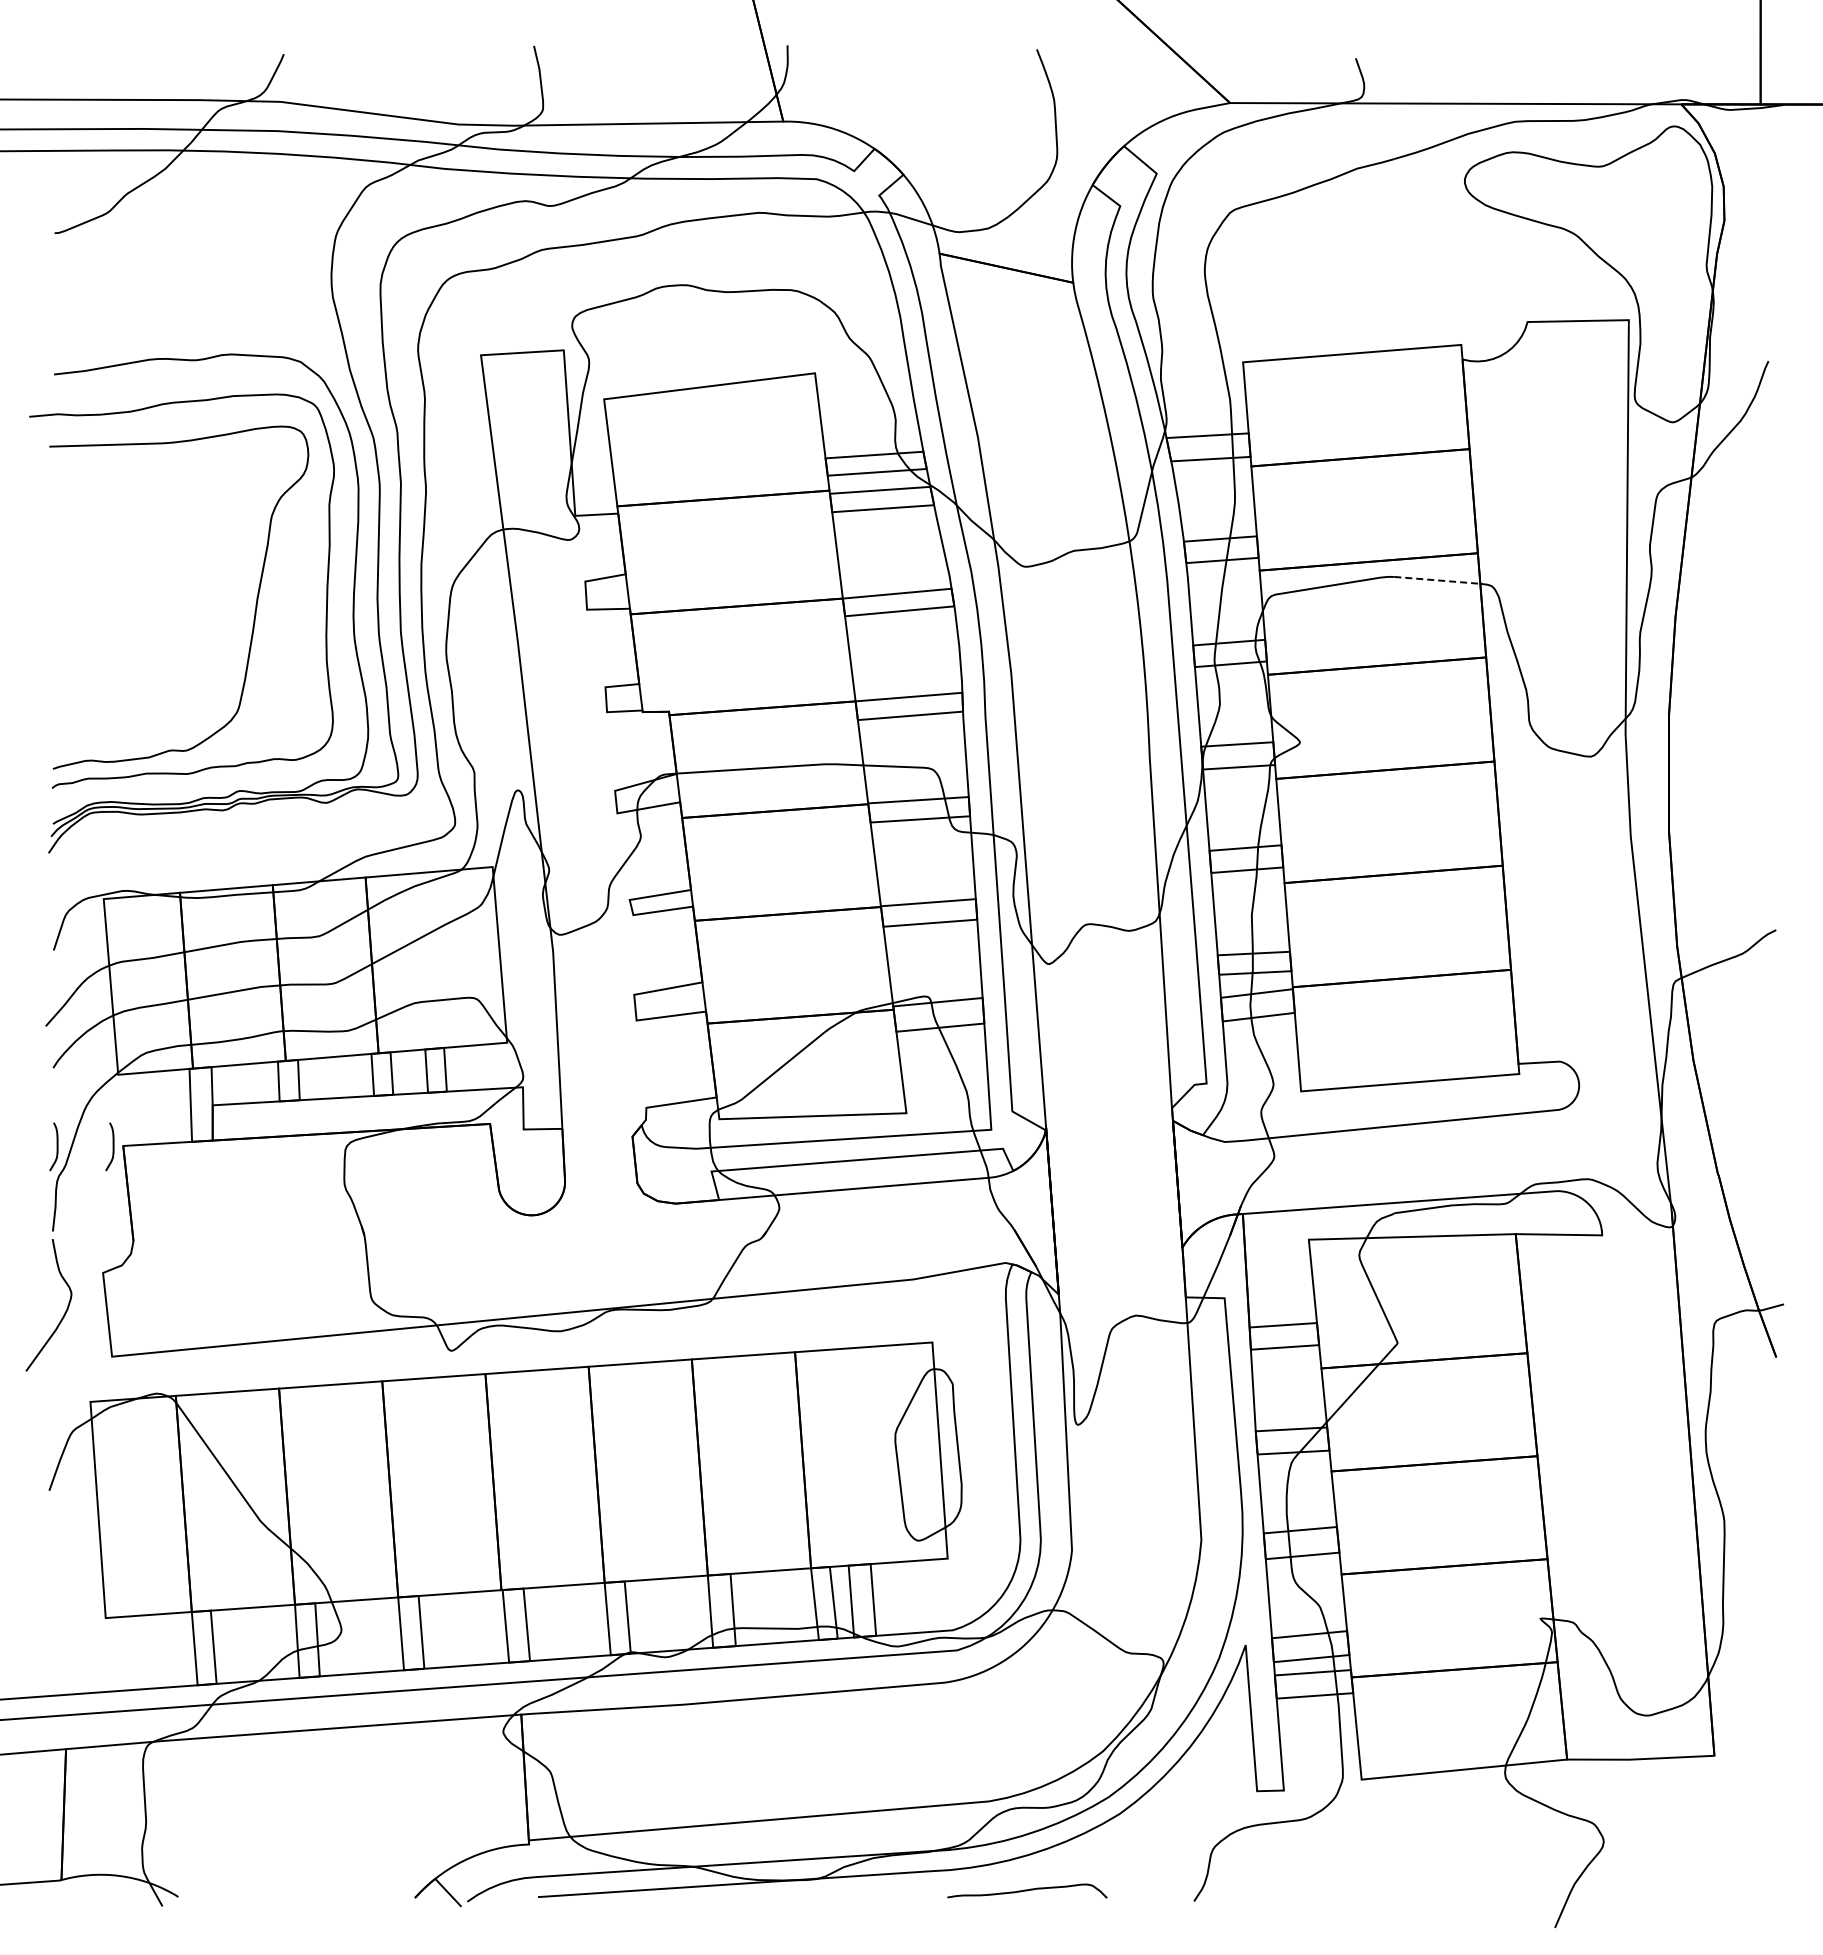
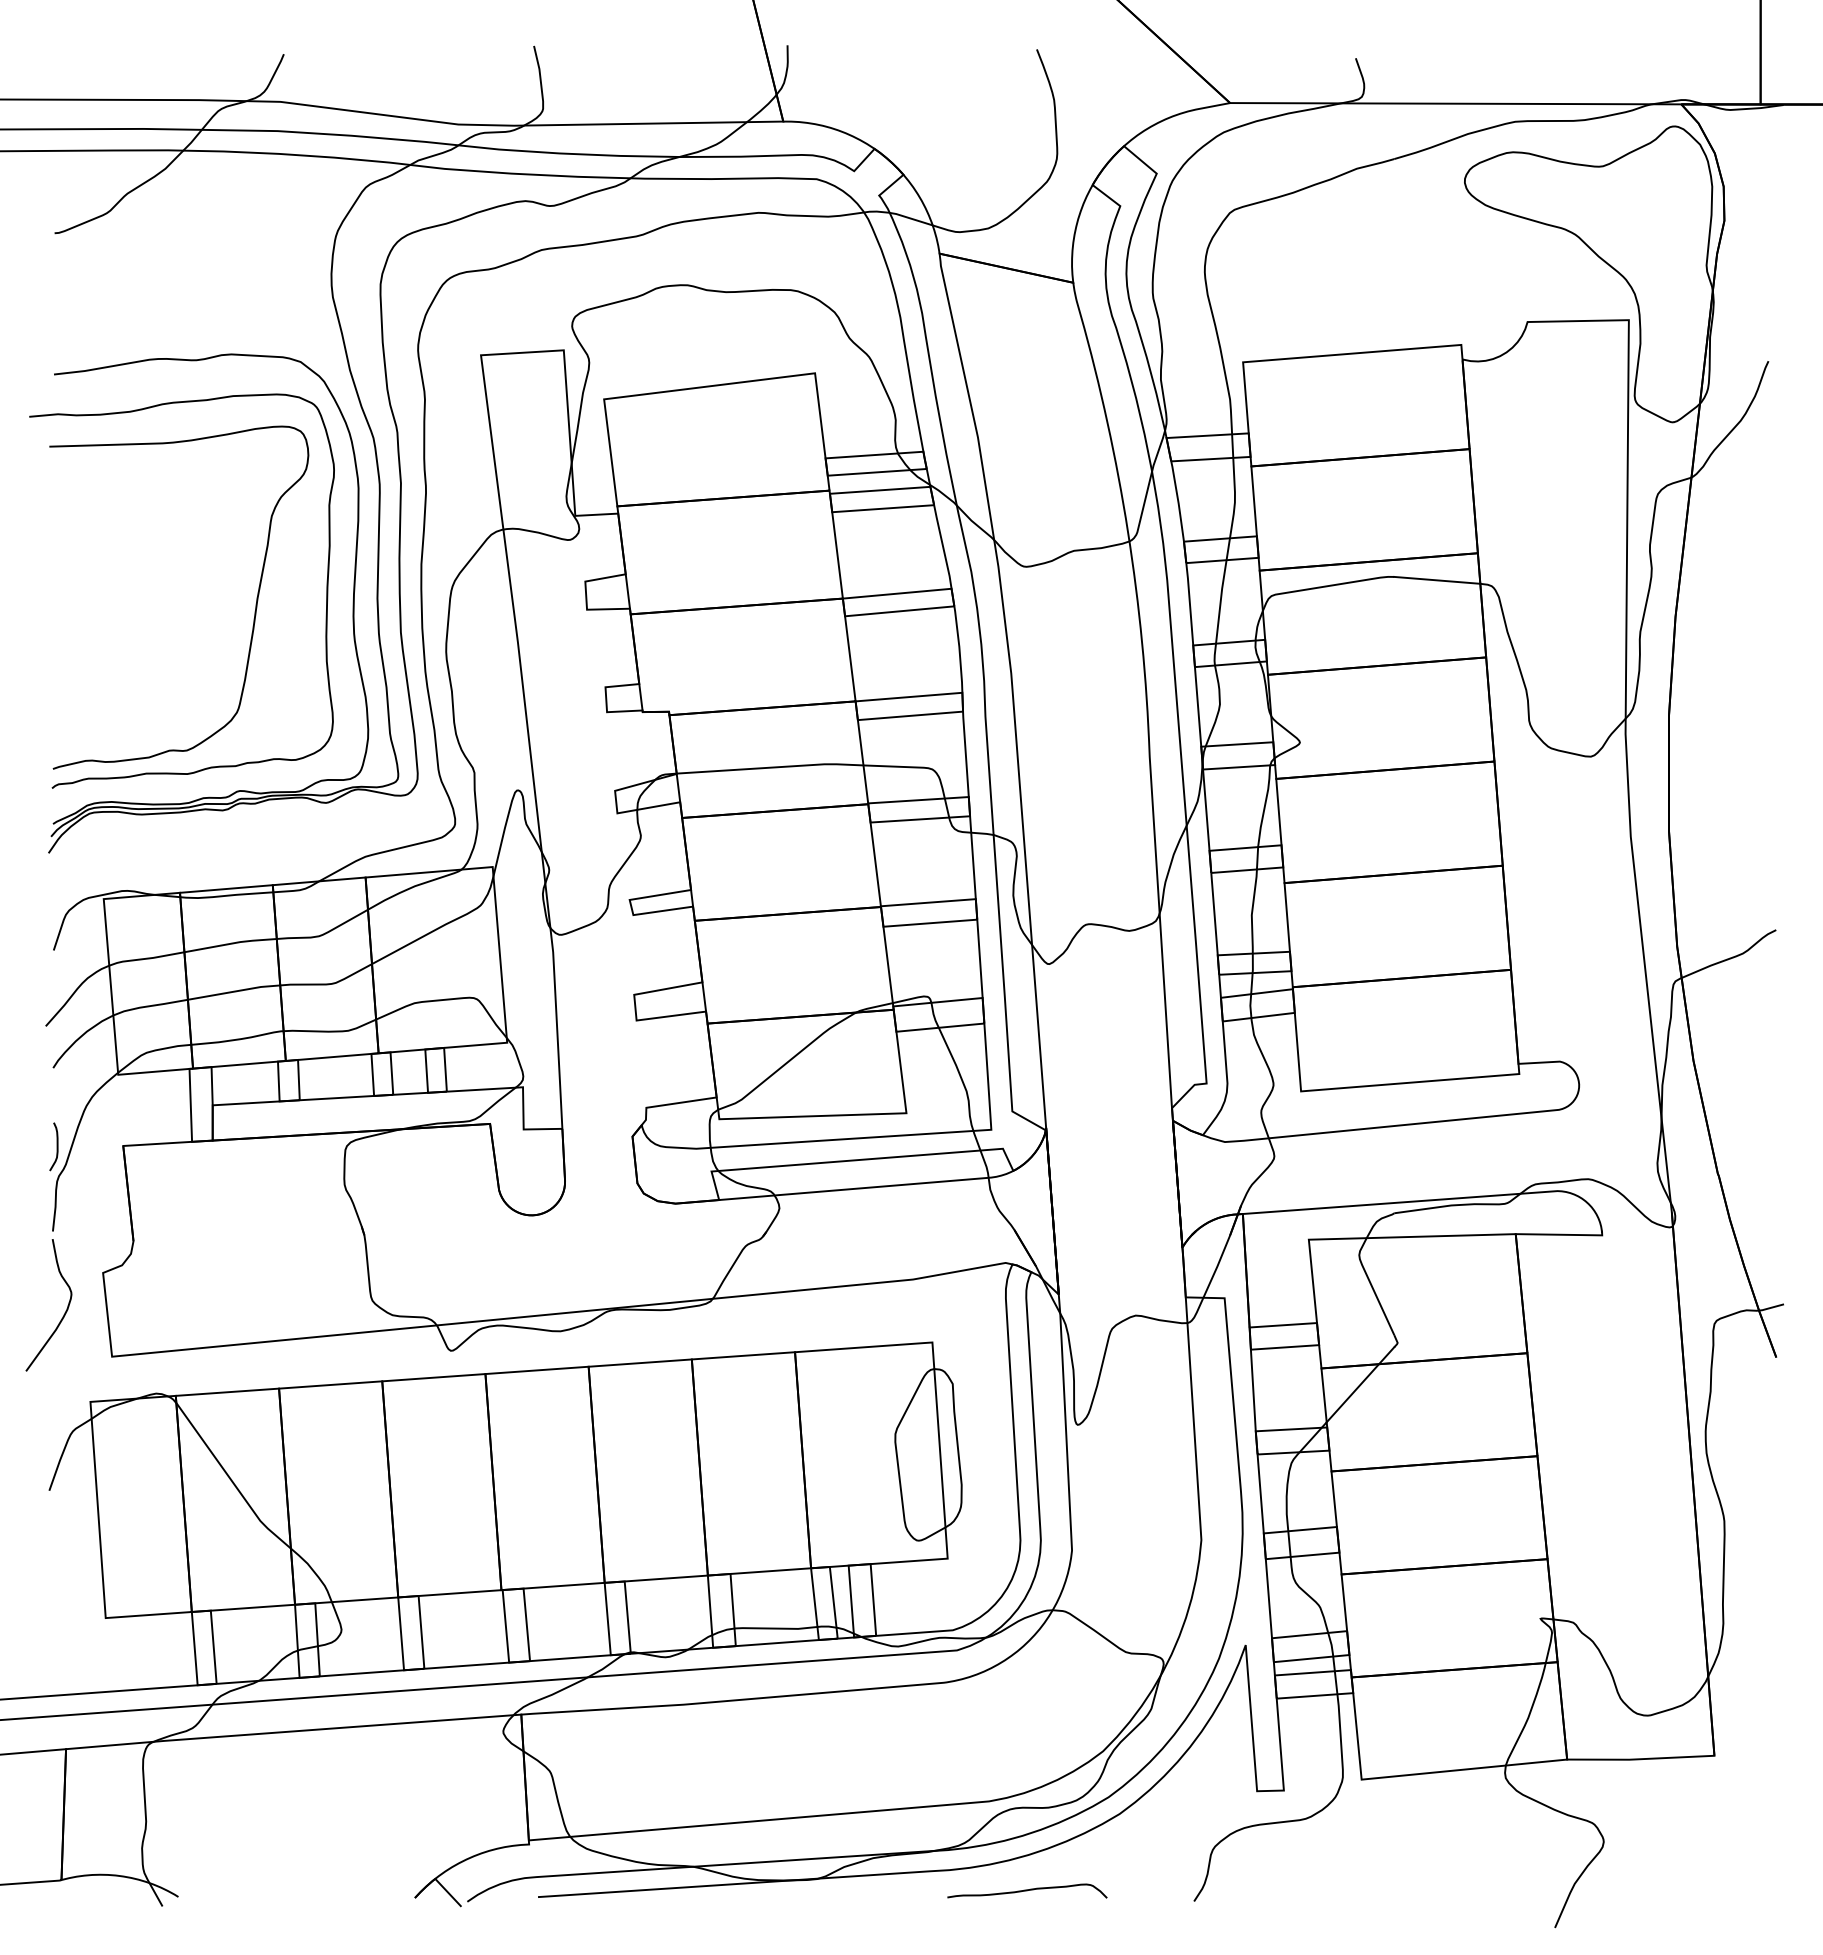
line: dashed -> solid (1437, 580)
curve: present -> none (112, 1146)
